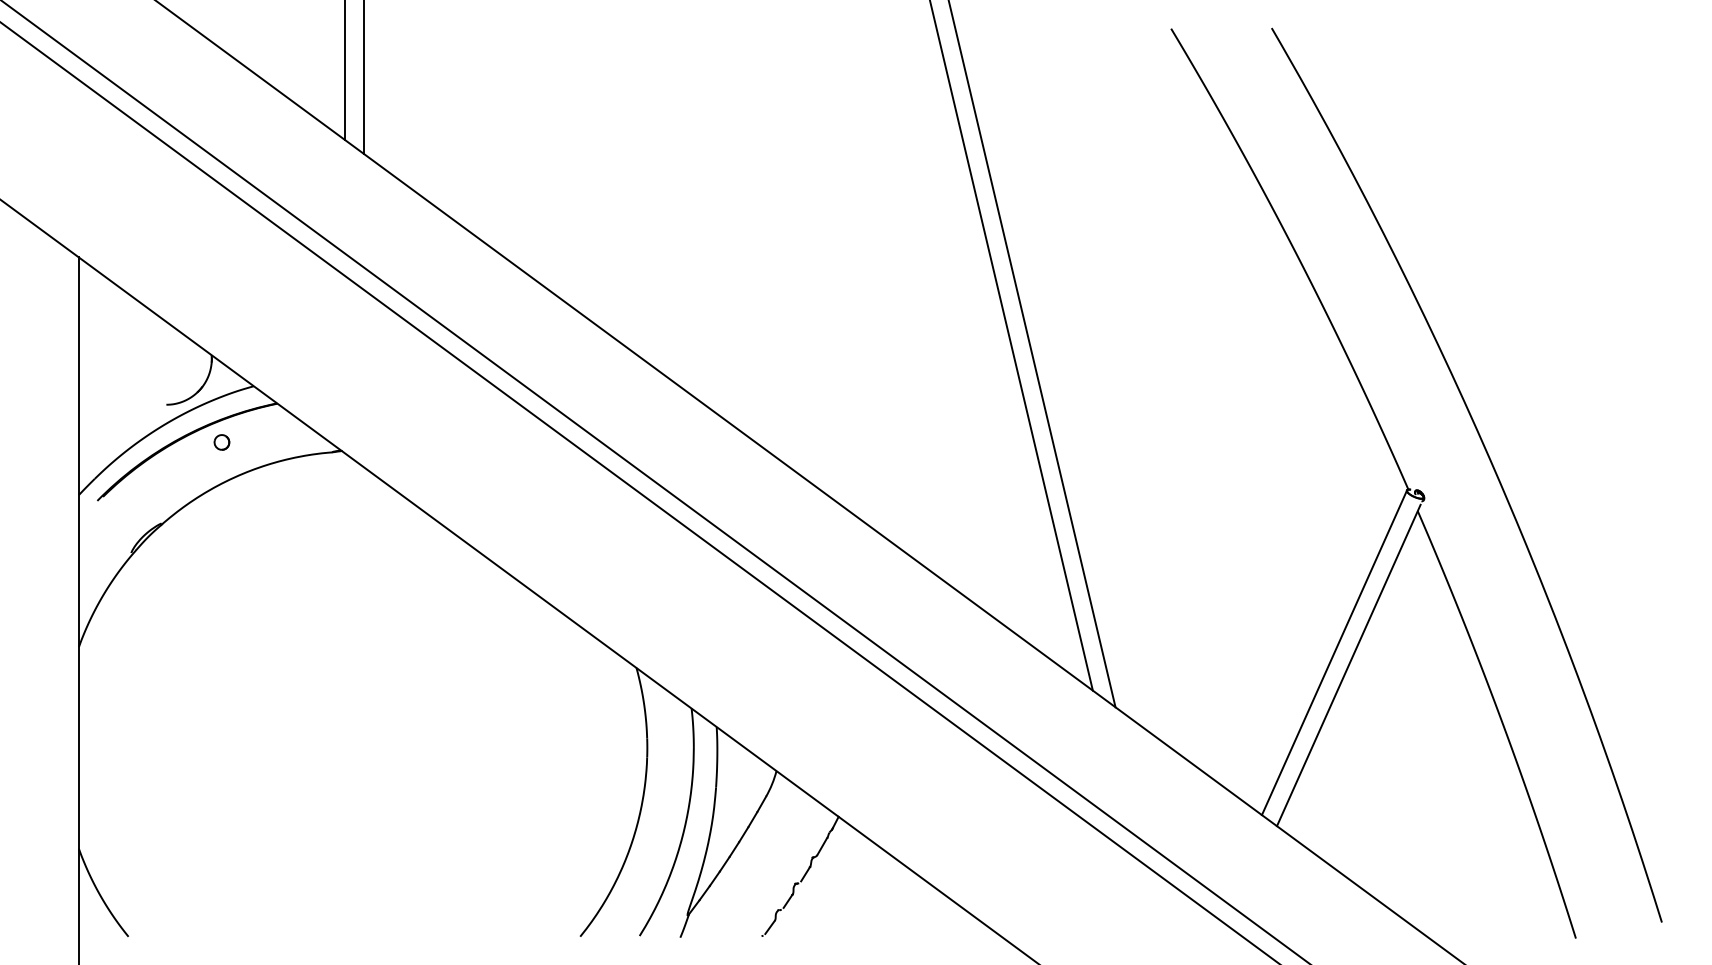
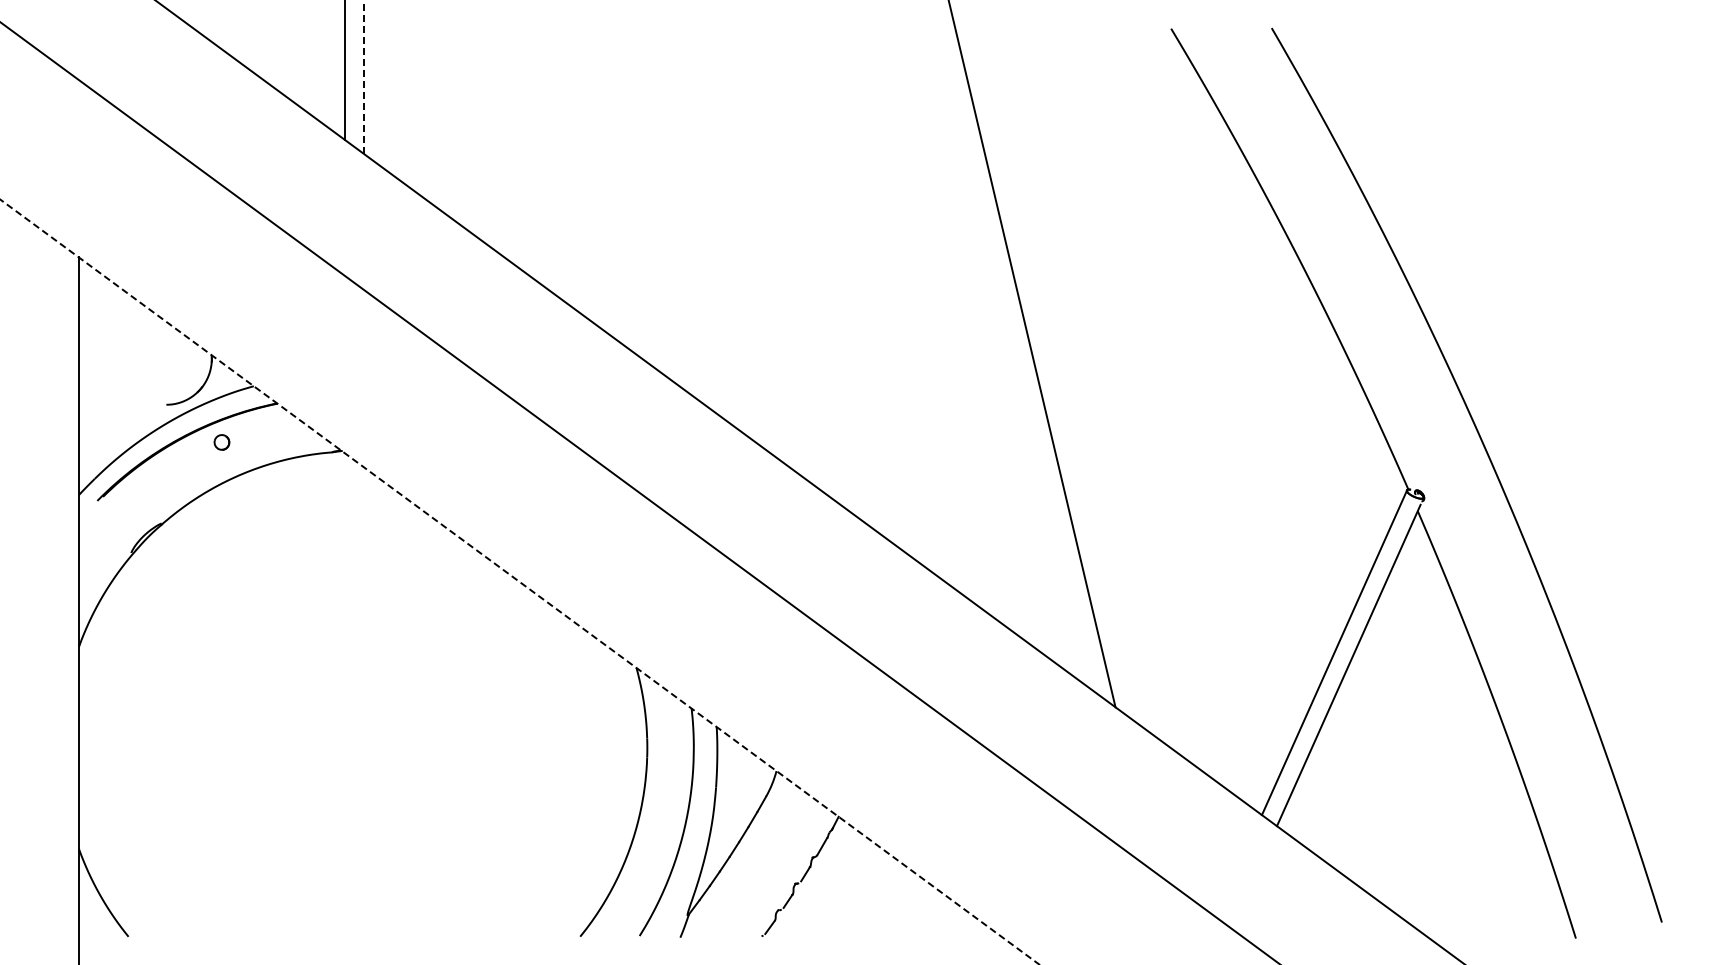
line: solid -> dashed (363, 76)
line: present -> none (1011, 346)
line: present -> none (654, 481)
line: solid -> dashed (519, 581)
